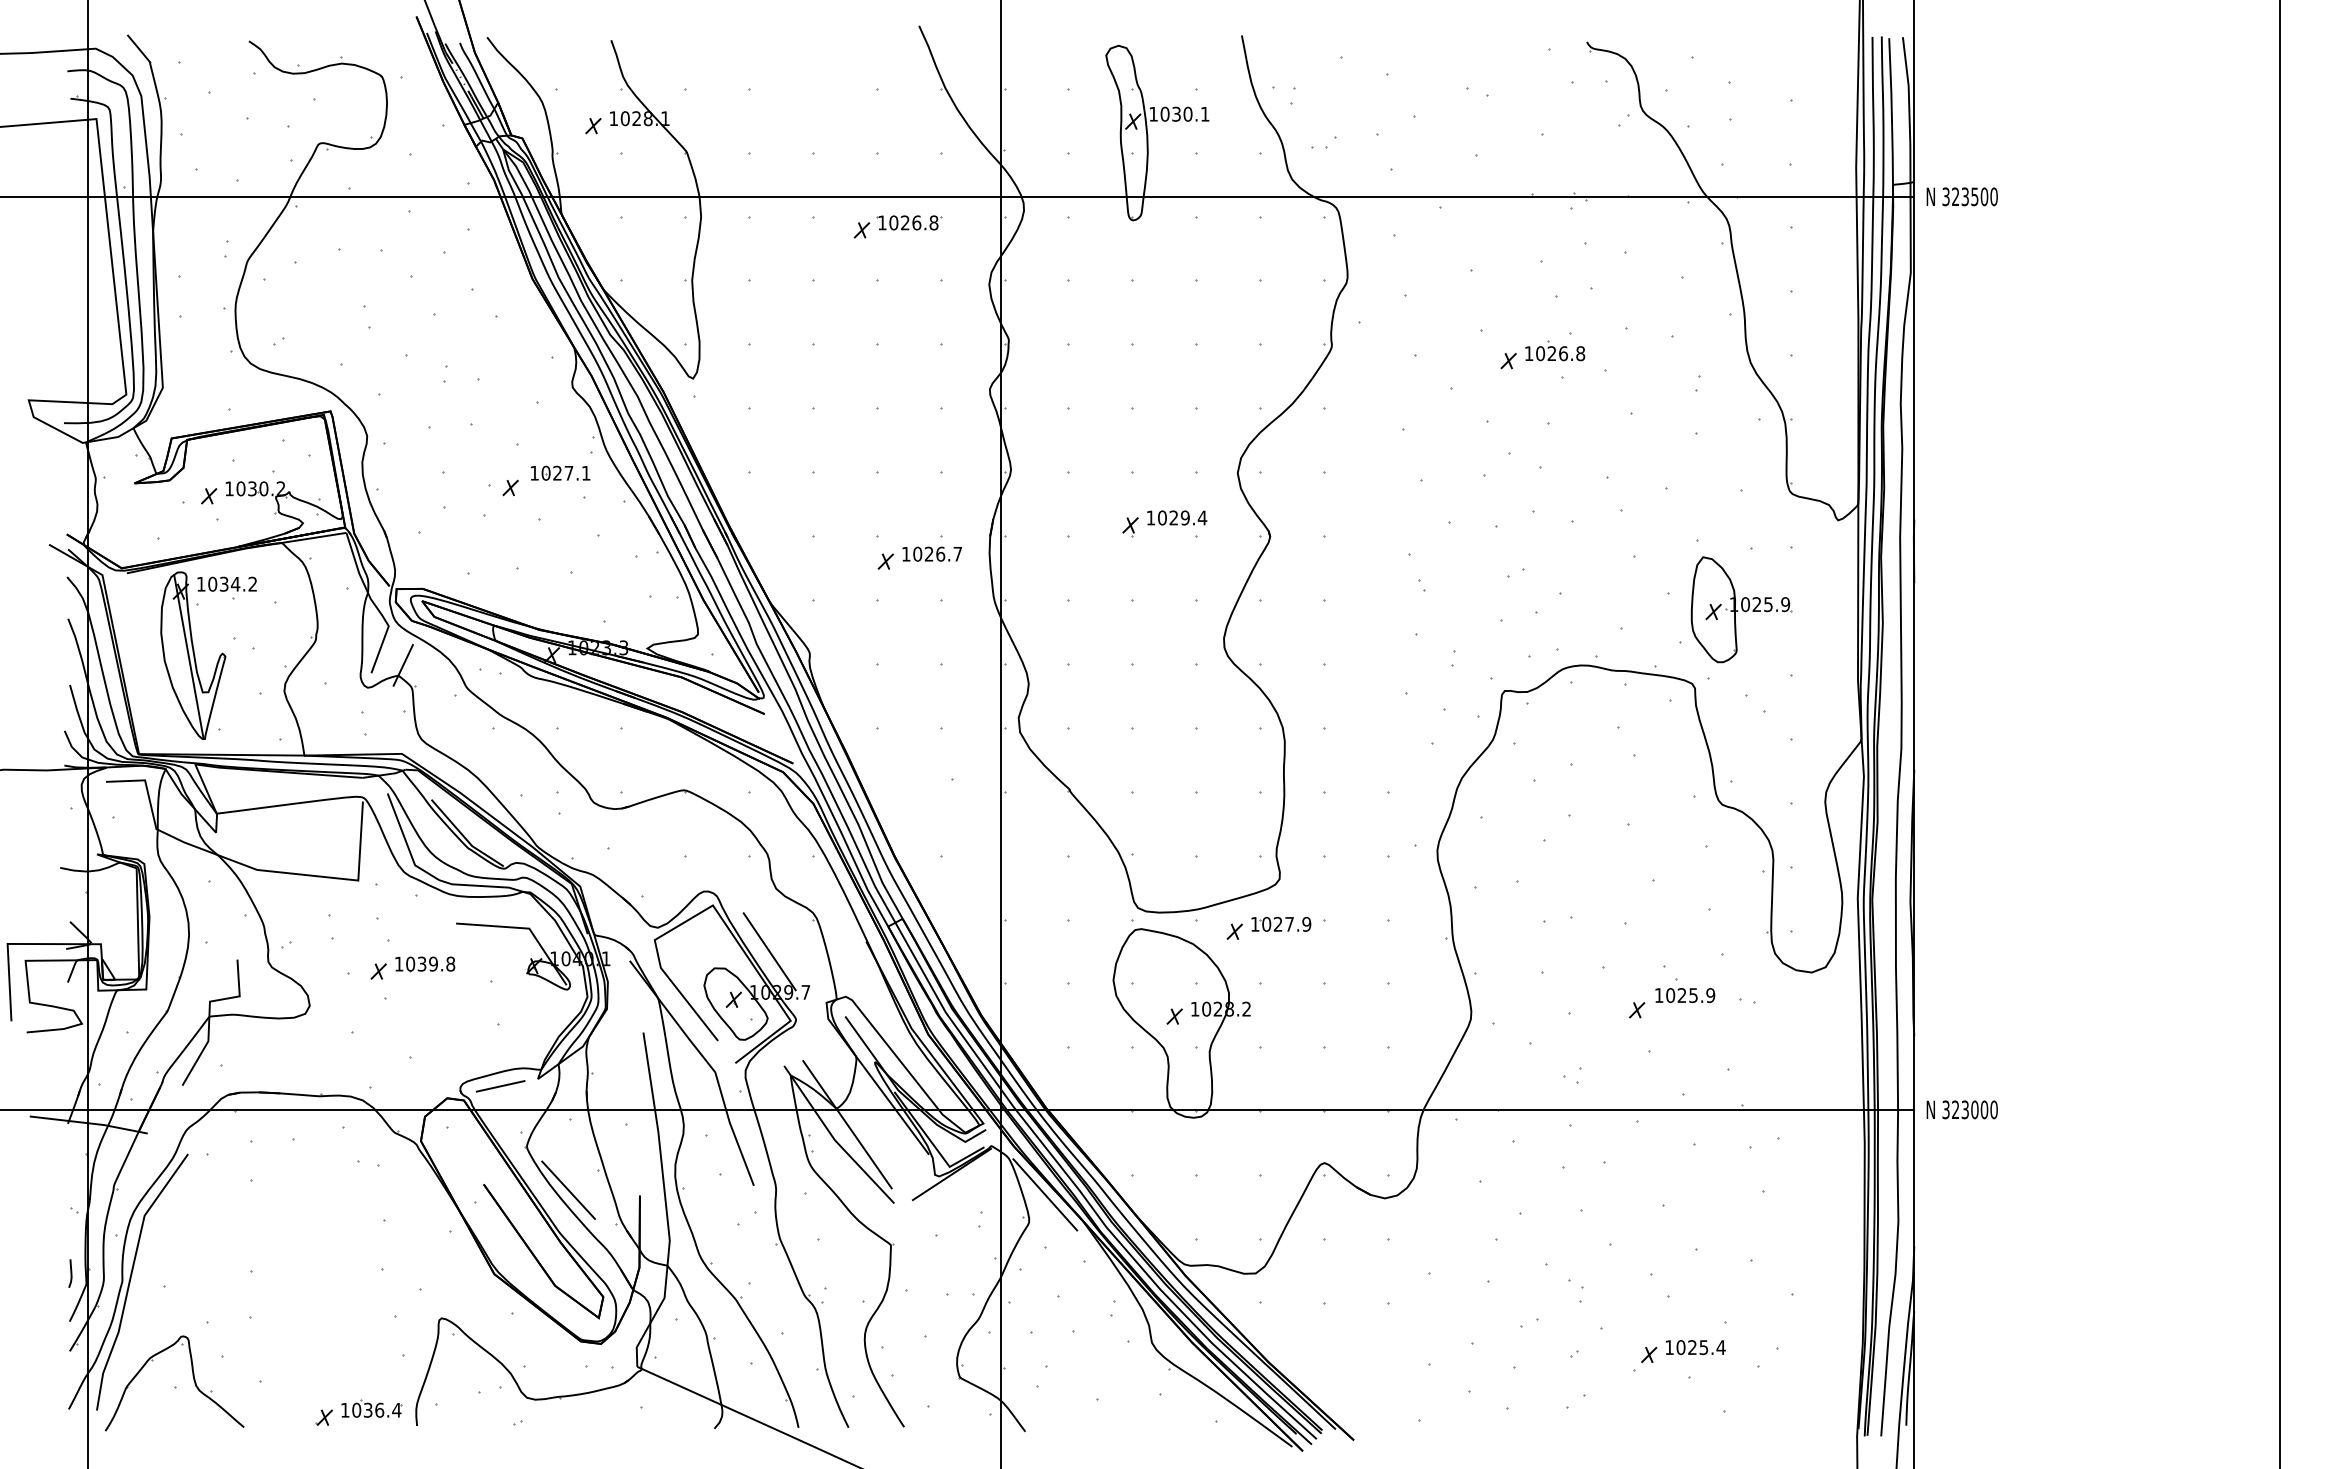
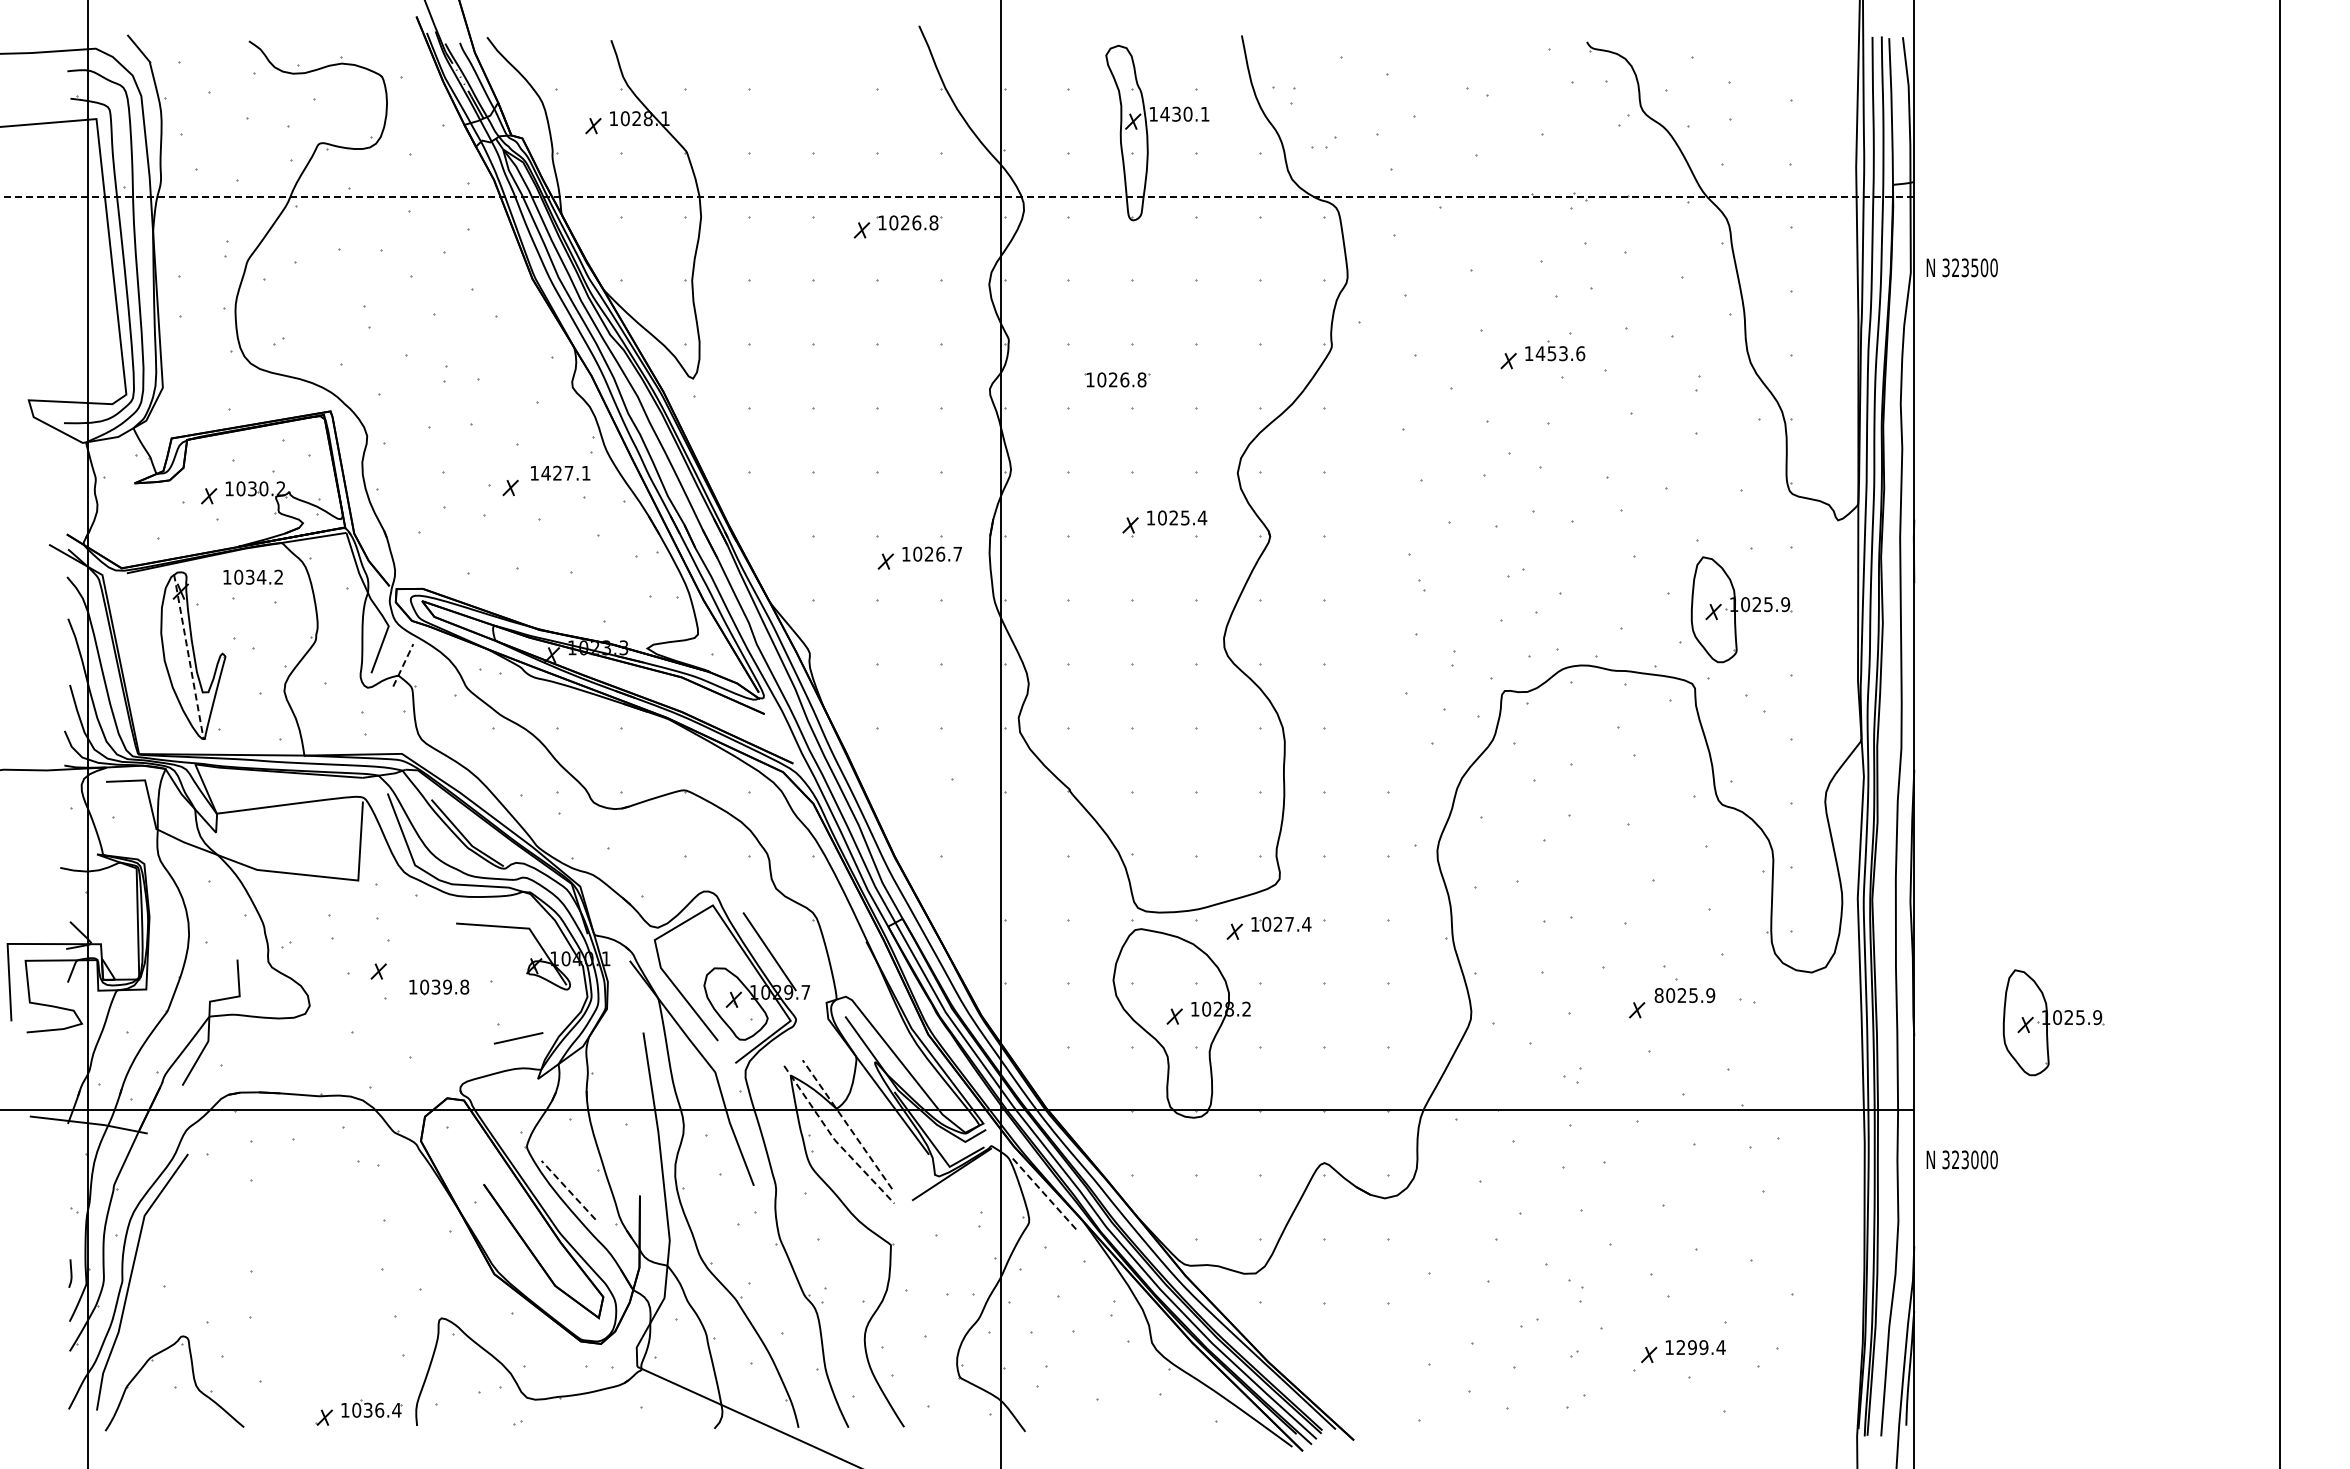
text: 1030.1 -> 1430.1 (1164, 113)
line: solid -> dashed (957, 196)
text position: (1961, 196) -> (1961, 267) (1961, 267)
text: 1026.8 -> 1453.6 (1560, 353)
part: none -> present (1117, 379)
text: 1027.1 -> 1427.1 (545, 472)
text: 1029.4 -> 1025.4 (1184, 517)
text position: (226, 583) -> (252, 576) (252, 576)
line: solid -> dashed (188, 657)
line: solid -> dashed (403, 664)
text: 1027.9 -> 1027.4 (1306, 923)
part position: (425, 964) -> (439, 987) (439, 987)
text: 1025.9 -> 8025.9 (1658, 995)
part: none -> present (2053, 1022)
line position: (500, 1086) -> (518, 1038) (518, 1038)
text position: (1961, 1109) -> (1961, 1159) (1961, 1159)
line: solid -> dashed (847, 1124)
line: solid -> dashed (834, 1139)
line: solid -> dashed (568, 1190)
line: solid -> dashed (1045, 1194)
text: 1025.4 -> 1299.4 (1692, 1347)
